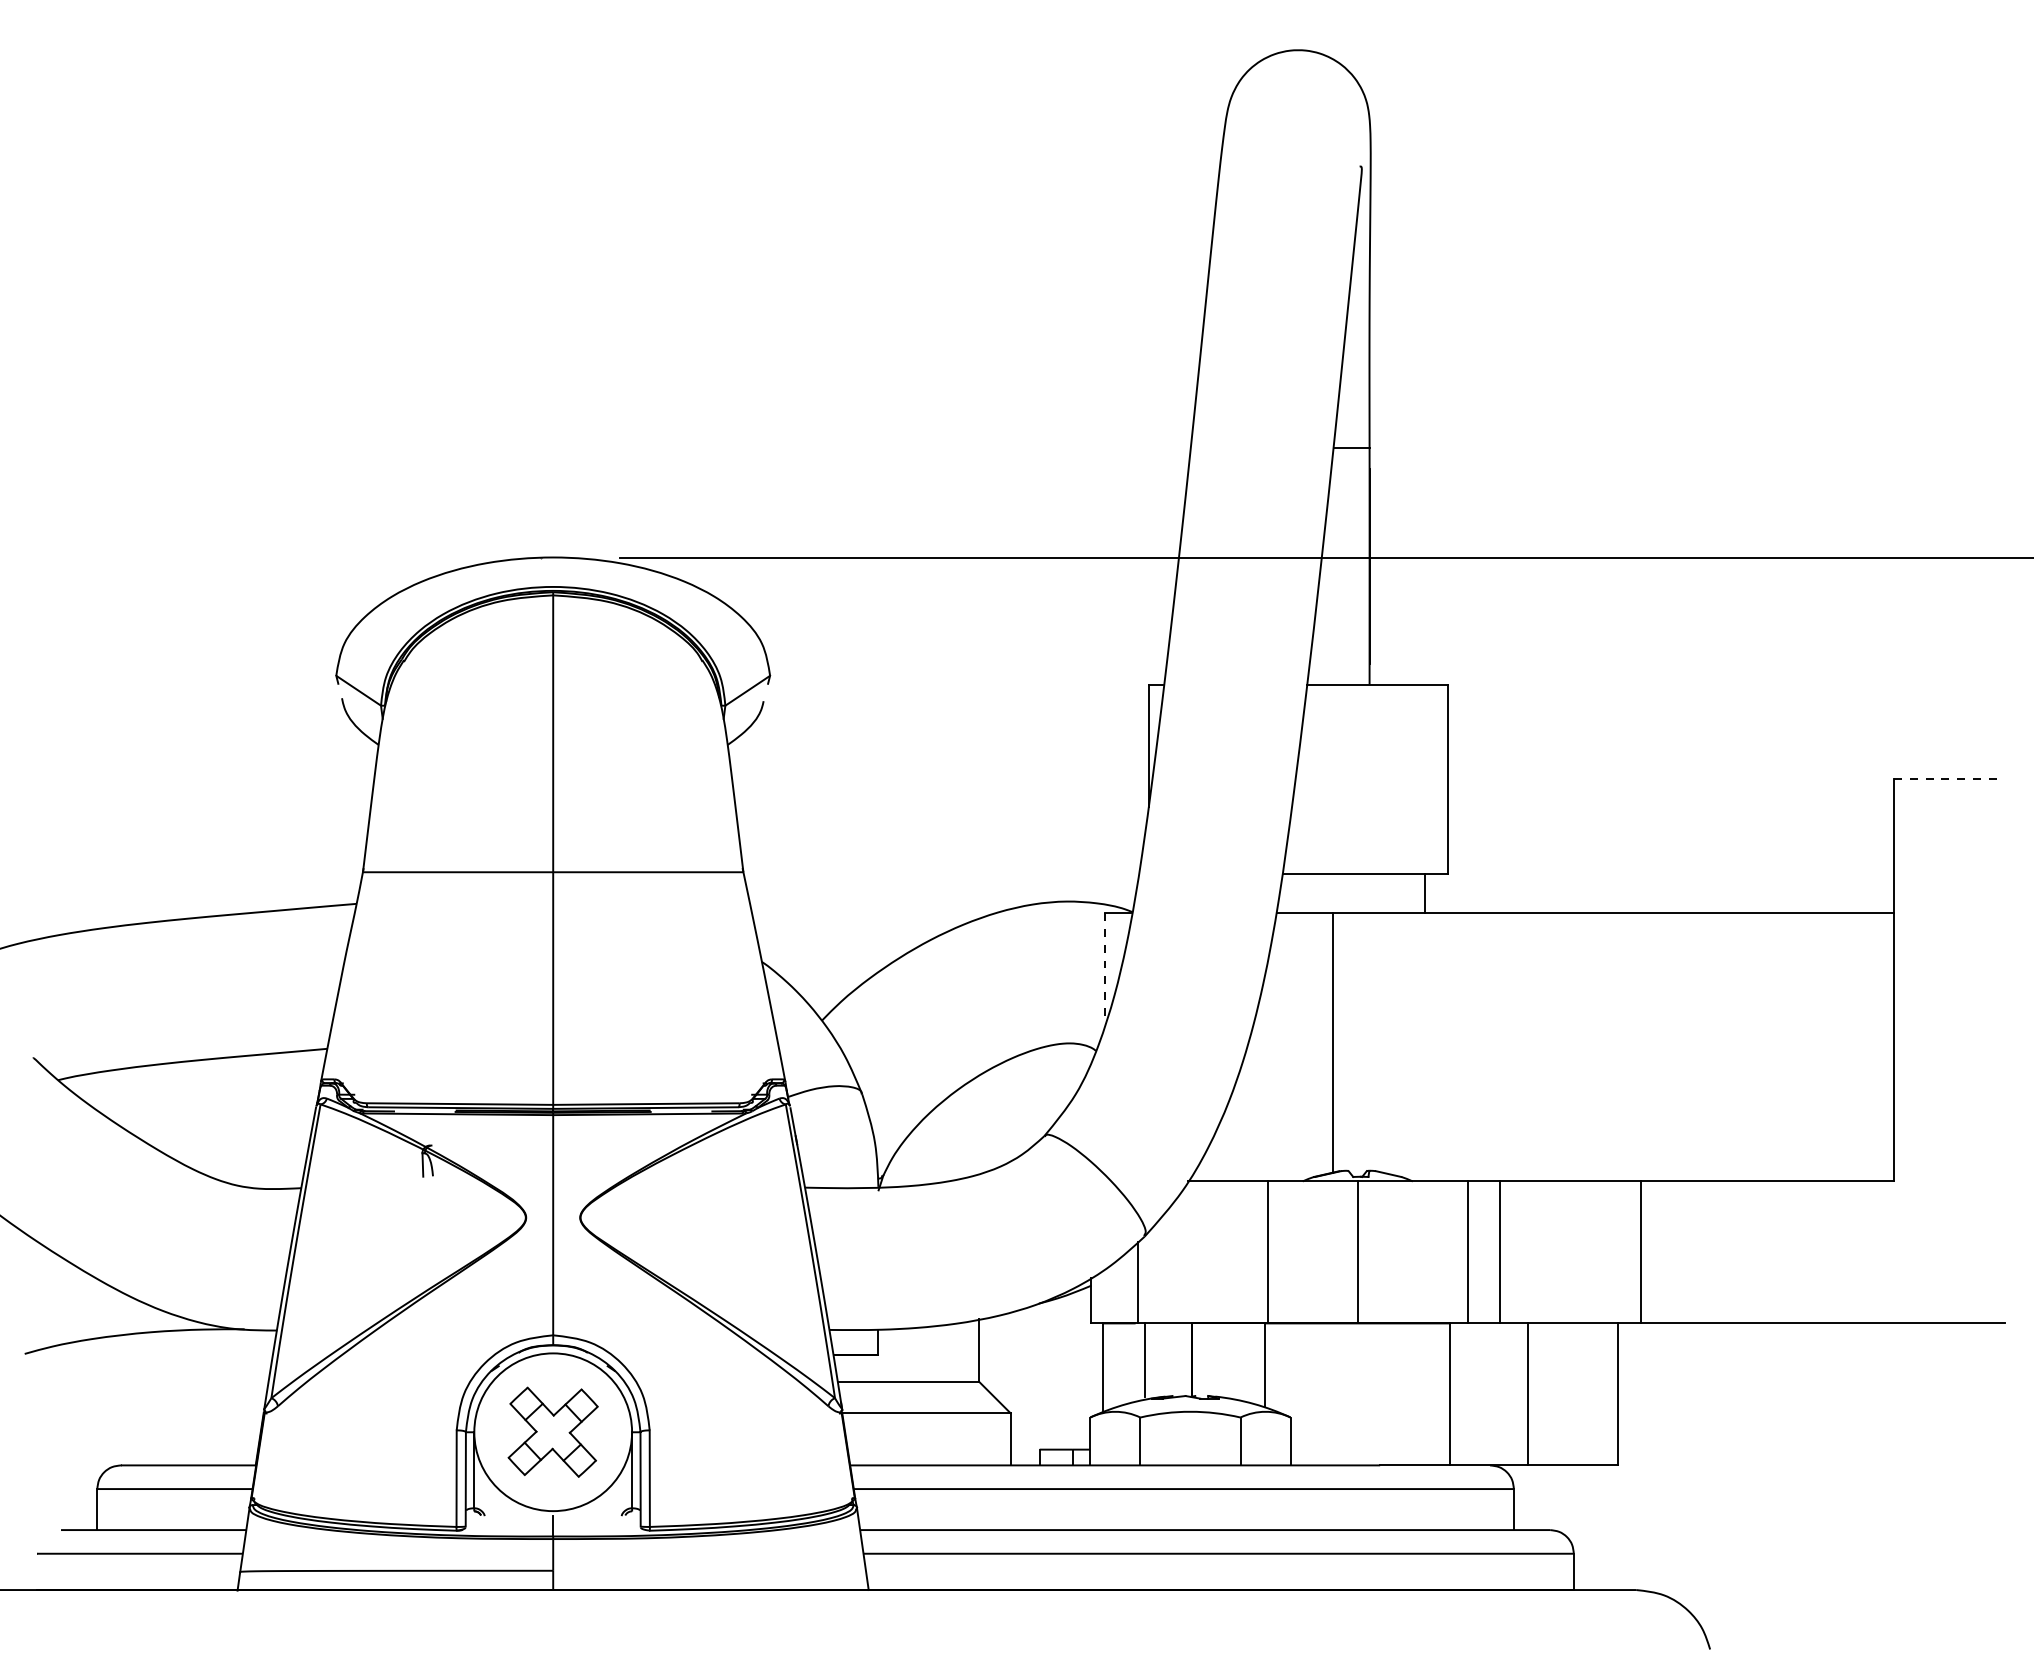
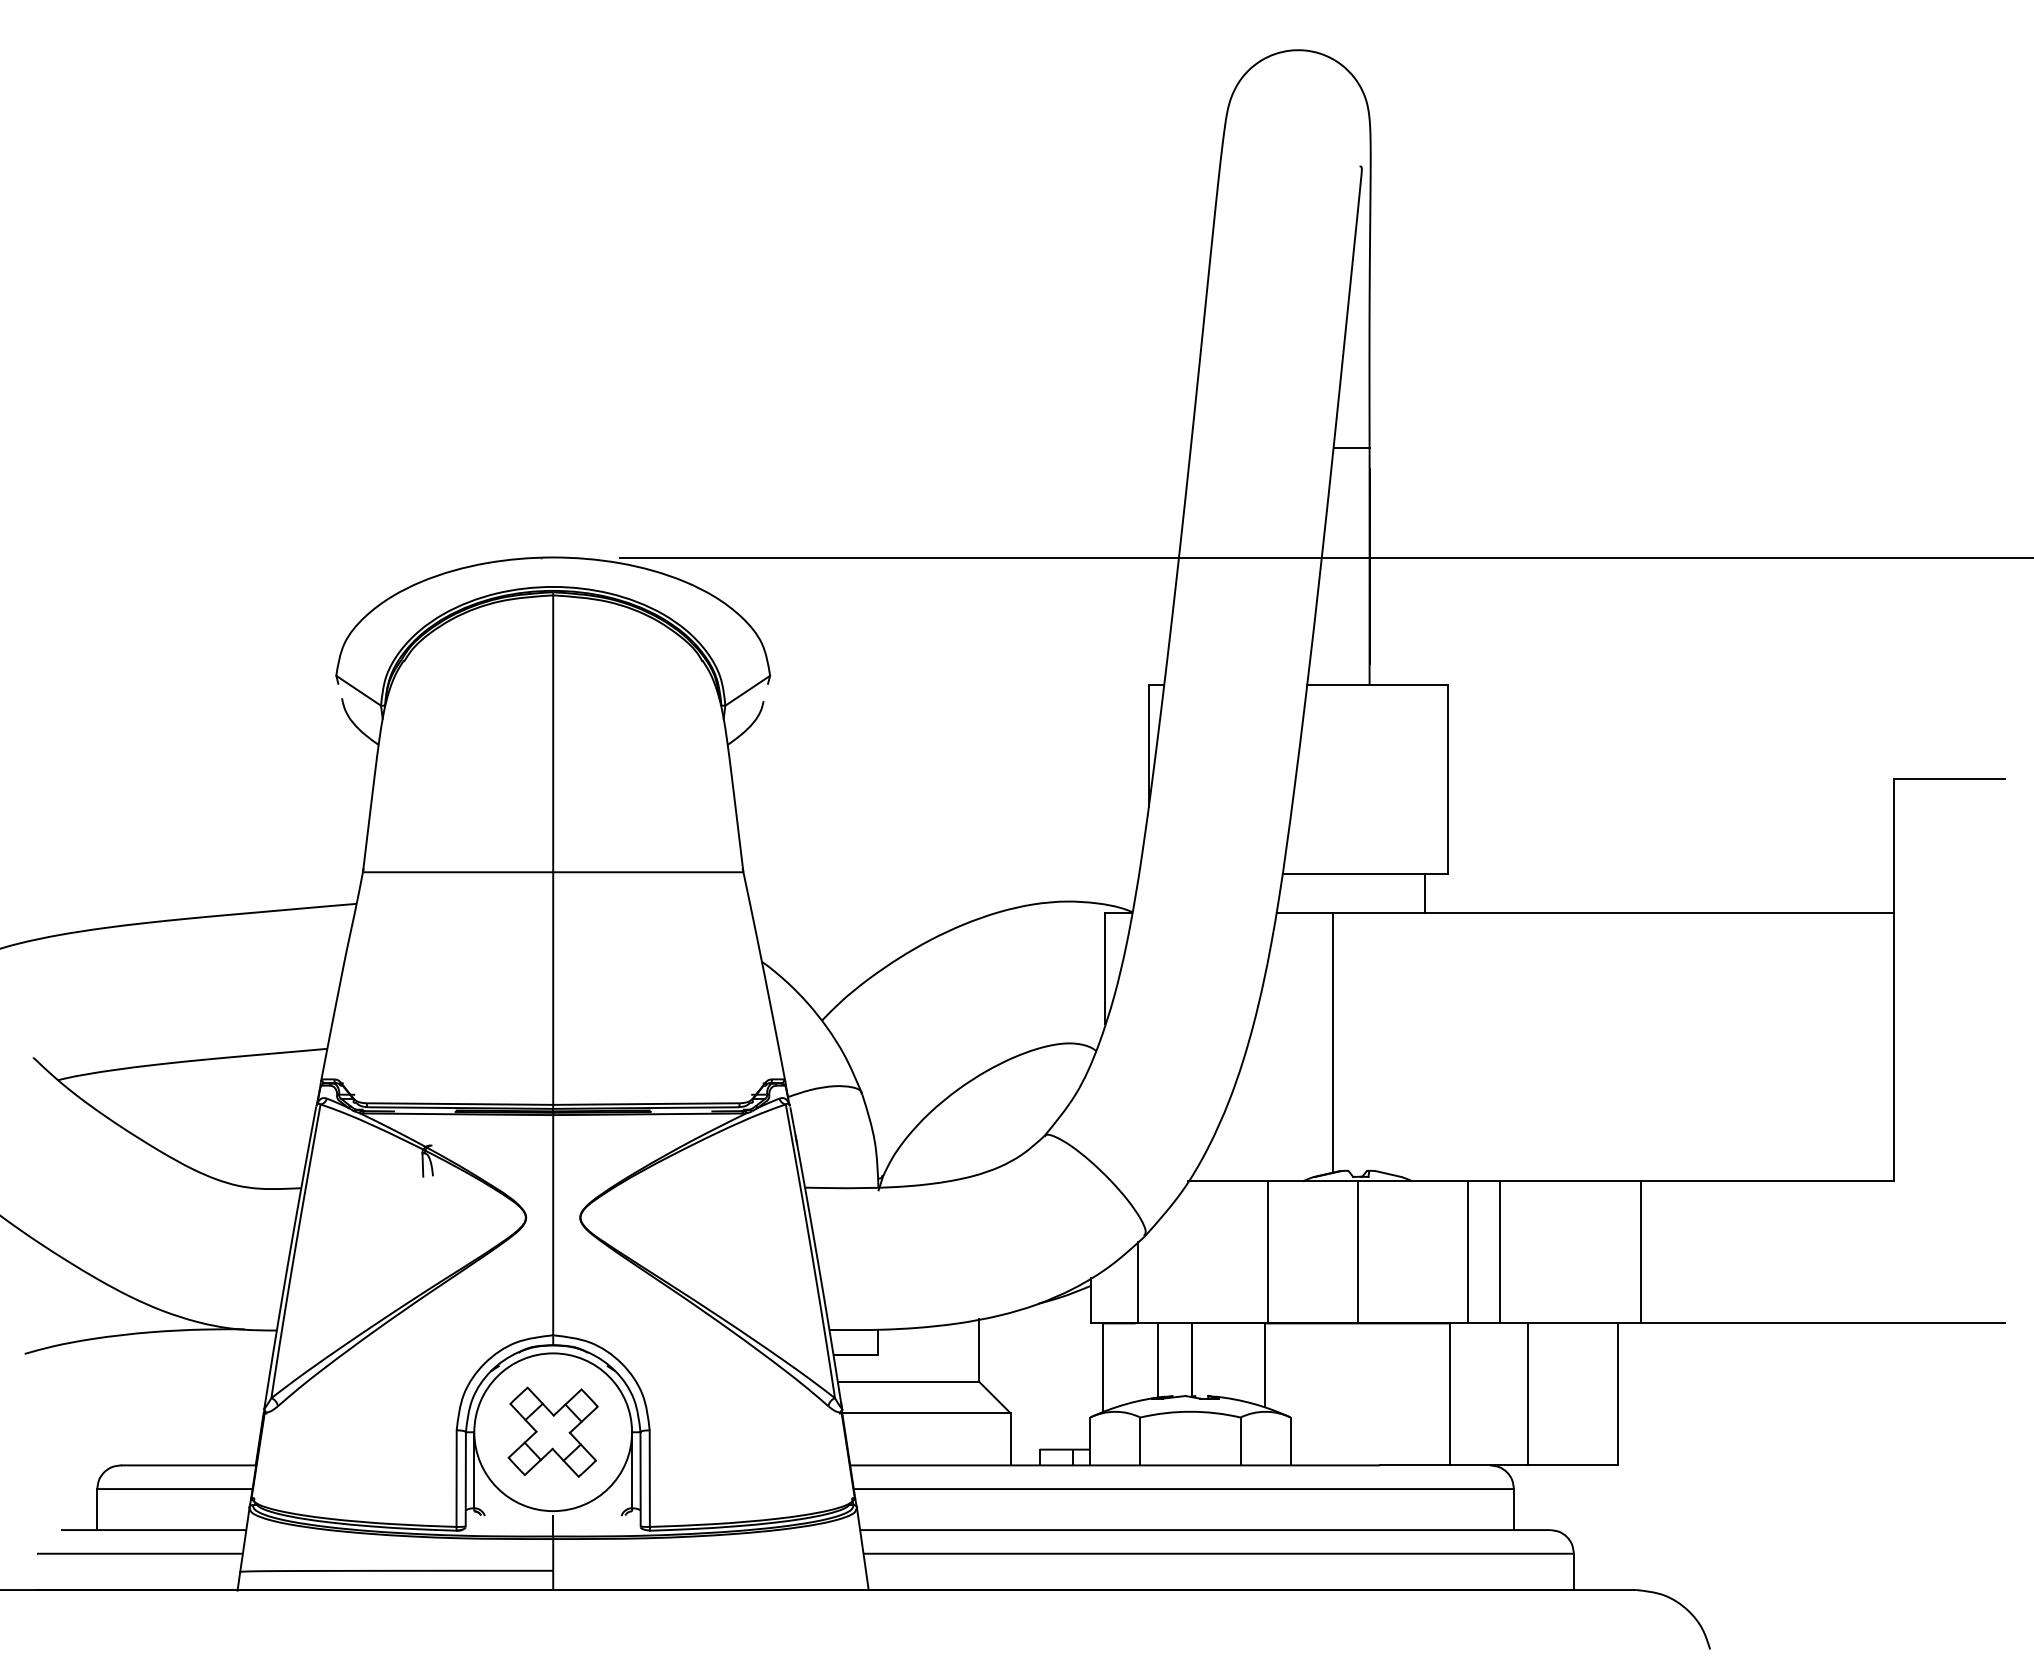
line: dashed -> solid (1949, 779)
line: dashed -> solid (1105, 969)
line position: (1145, 1360) -> (1158, 1360) (1158, 1360)
